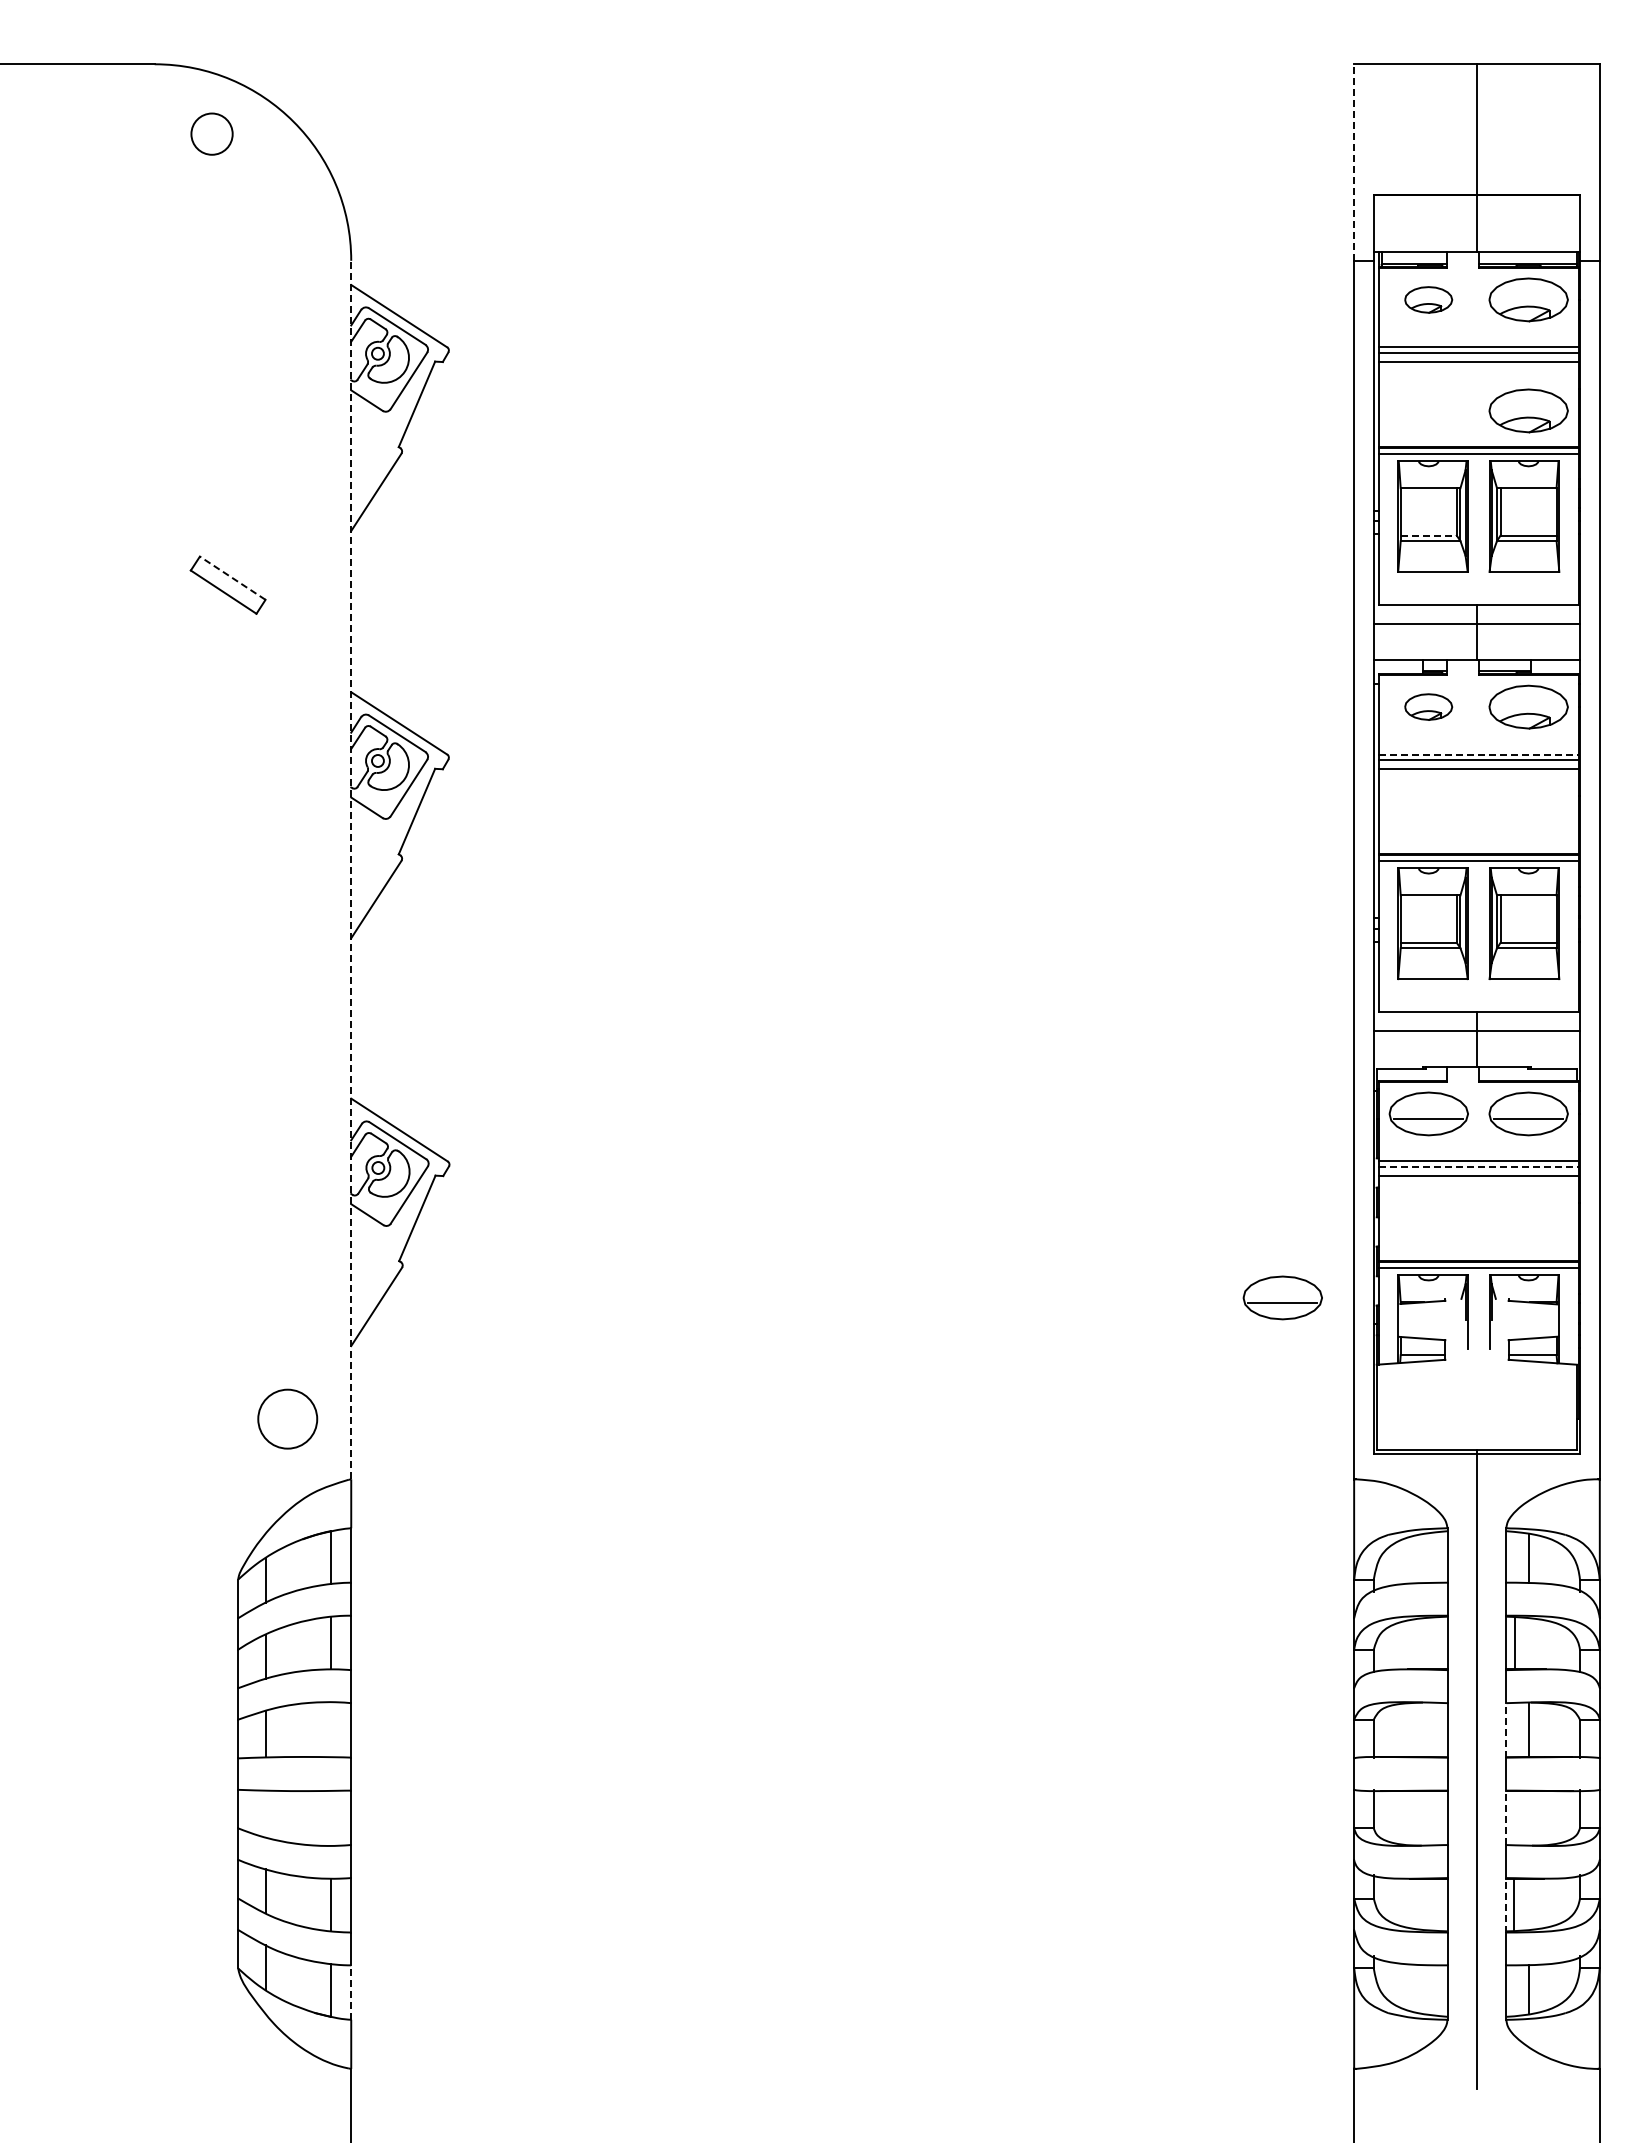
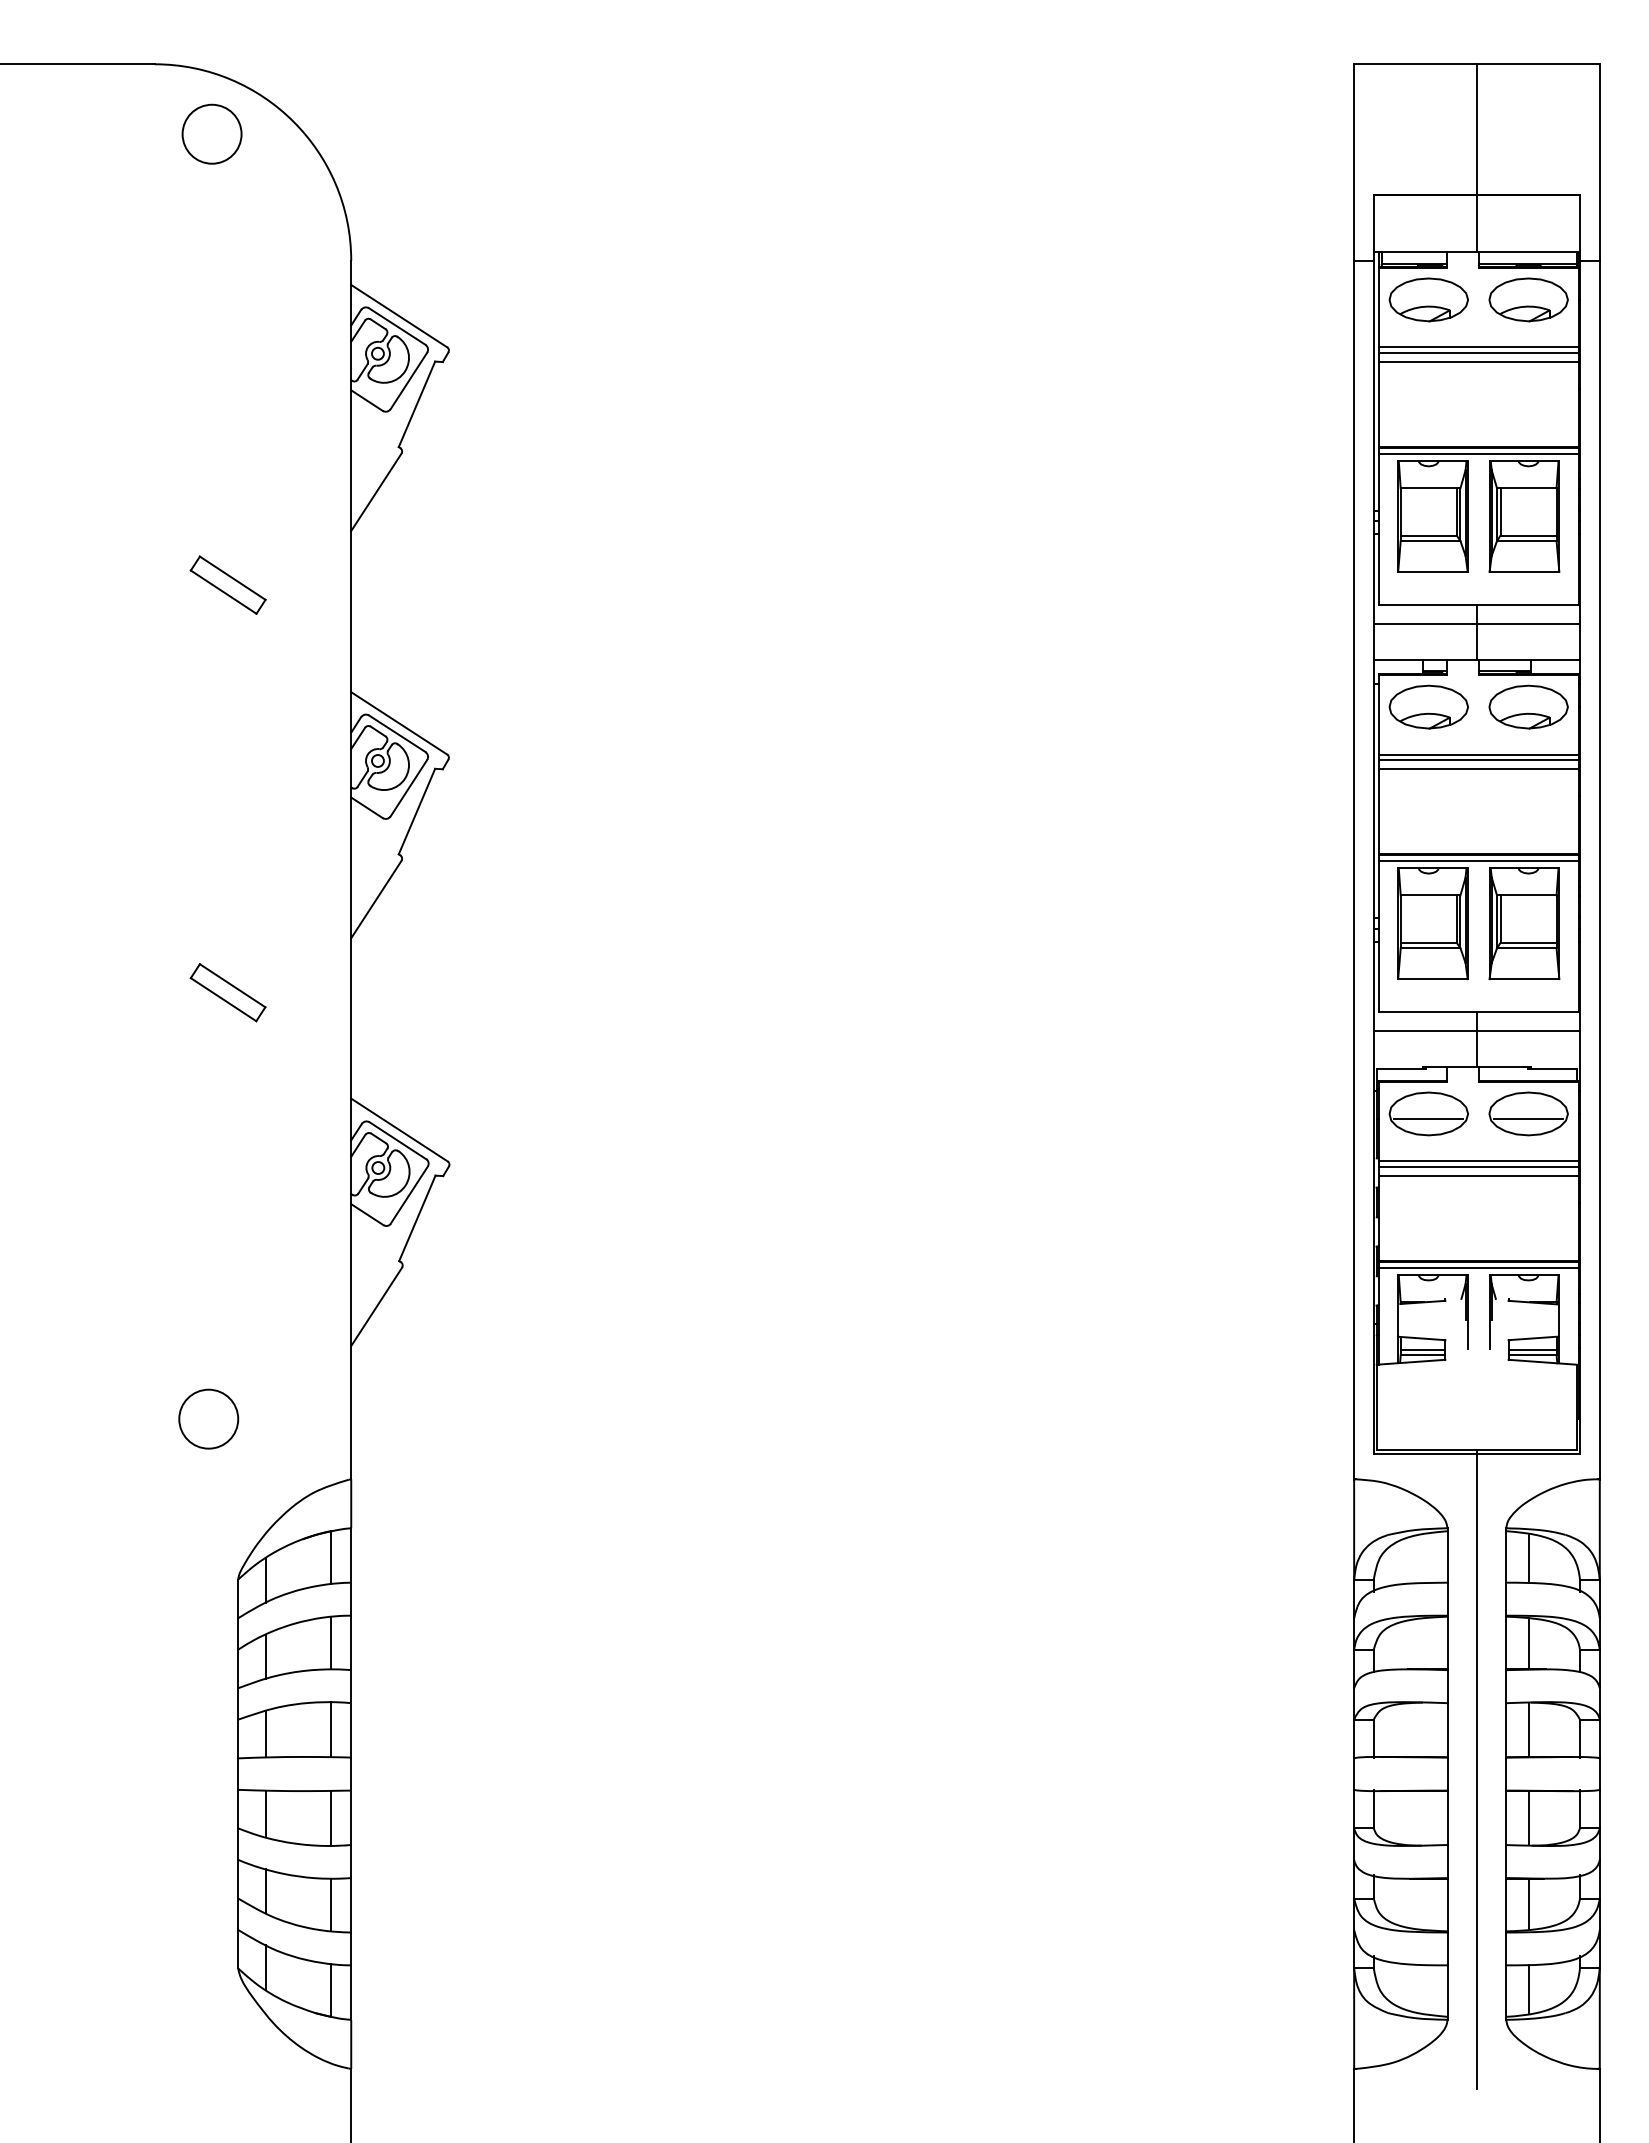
circle size: 44x44 px -> 62x62 px (211, 133)
line: dashed -> solid (1354, 162)
part size: 50x28 px -> 81x46 px (1428, 299)
part: present -> none (1528, 410)
line: dashed -> solid (1429, 535)
line: dashed -> solid (232, 577)
part size: 50x28 px -> 81x46 px (1428, 706)
line: dashed -> solid (1478, 754)
line: dashed -> solid (351, 869)
part: none -> present (227, 992)
line: dashed -> solid (1478, 1166)
part: present -> none (1282, 1297)
line: none -> present (1422, 1349)
line: none -> present (1532, 1349)
circle position: (287, 1418) -> (208, 1418) (208, 1418)
line position: (1514, 1643) -> (1528, 1643) (1528, 1643)
line: none -> present (330, 1729)
line: dashed -> solid (1506, 1729)
line: none -> present (265, 1813)
line: dashed -> solid (1506, 1817)
line: none -> present (330, 1818)
line: none -> present (1528, 1818)
line position: (1513, 1903) -> (1528, 1903) (1528, 1903)
line: dashed -> solid (1506, 1904)
line: dashed -> solid (351, 1992)
